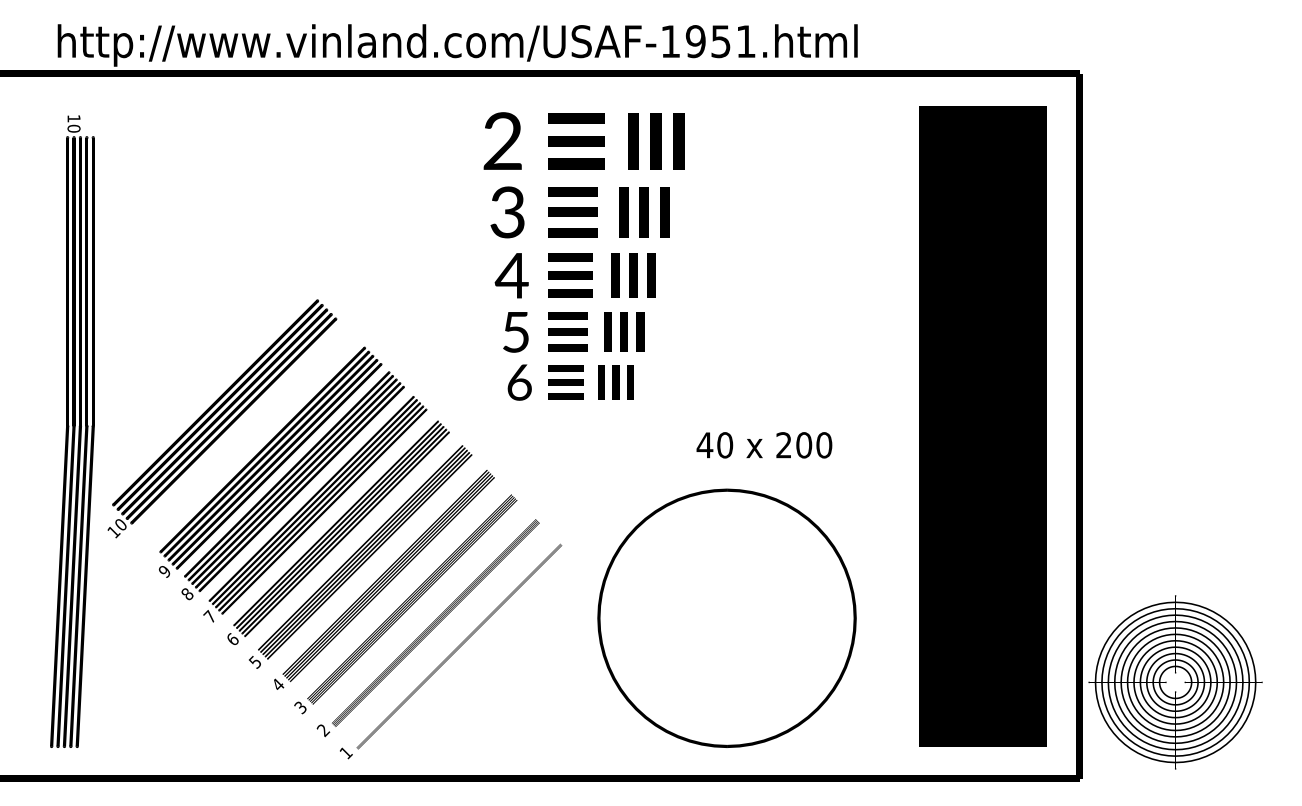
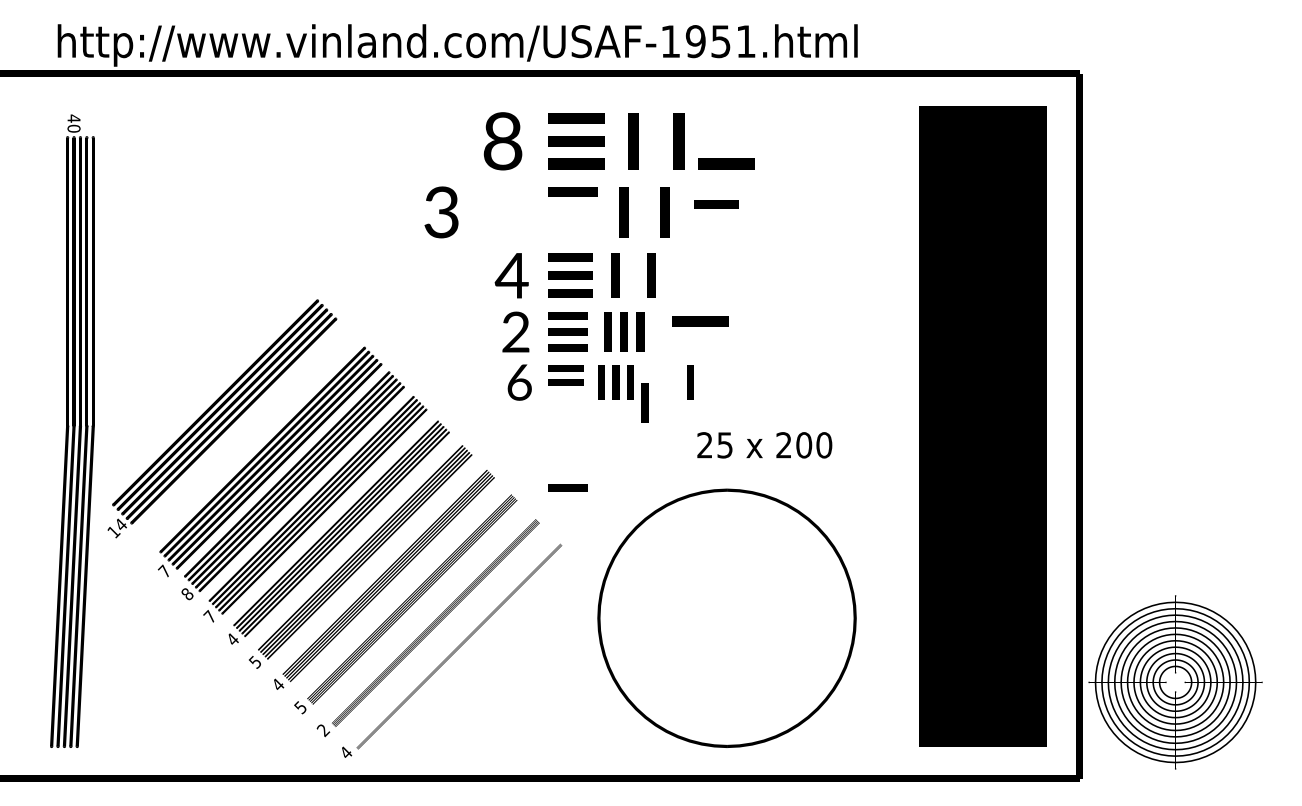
text: 10 -> 40 (73, 118)
text: 2 -> 8 (502, 141)
line: present -> none (655, 141)
line: none -> present (726, 163)
line: none -> present (716, 204)
line: present -> none (572, 211)
text position: (507, 212) -> (441, 212) (441, 212)
line: present -> none (643, 212)
line: present -> none (572, 232)
line: present -> none (633, 275)
line: none -> present (700, 321)
text: 5 -> 2 (515, 331)
line: none -> present (690, 382)
line: present -> none (565, 396)
line: none -> present (644, 402)
text: 40 -> 25 (714, 445)
line: none -> present (567, 487)
text: 10 -> 14 (120, 524)
text: 9 -> 7 (163, 570)
text: 6 -> 4 (232, 638)
text: 3 -> 5 (300, 705)
text: 1 -> 4 (346, 752)
